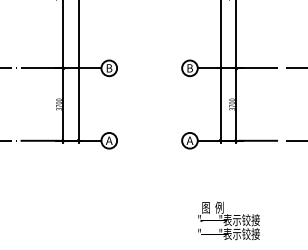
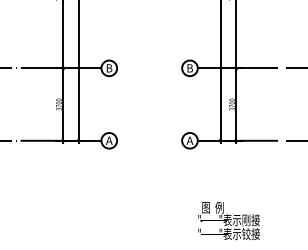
text: "        "表示铰接 -> "        "表示刚接 (246, 220)
